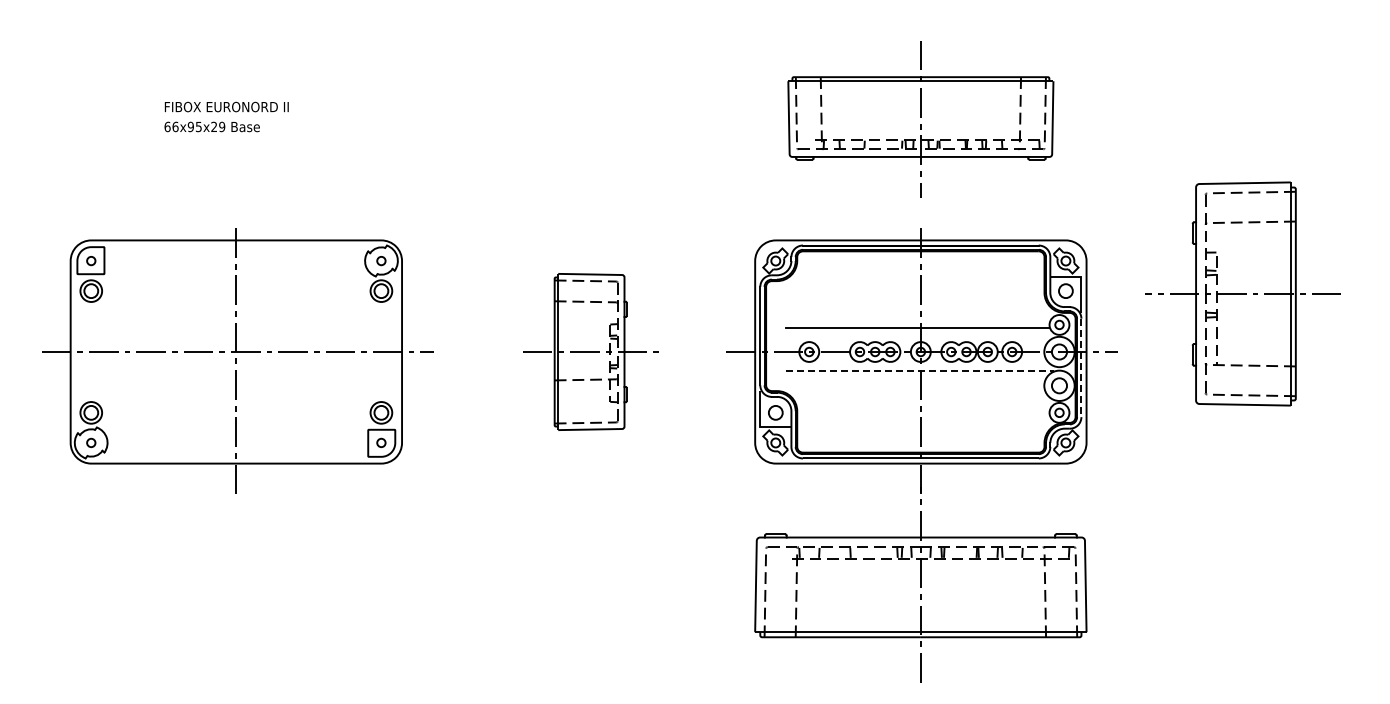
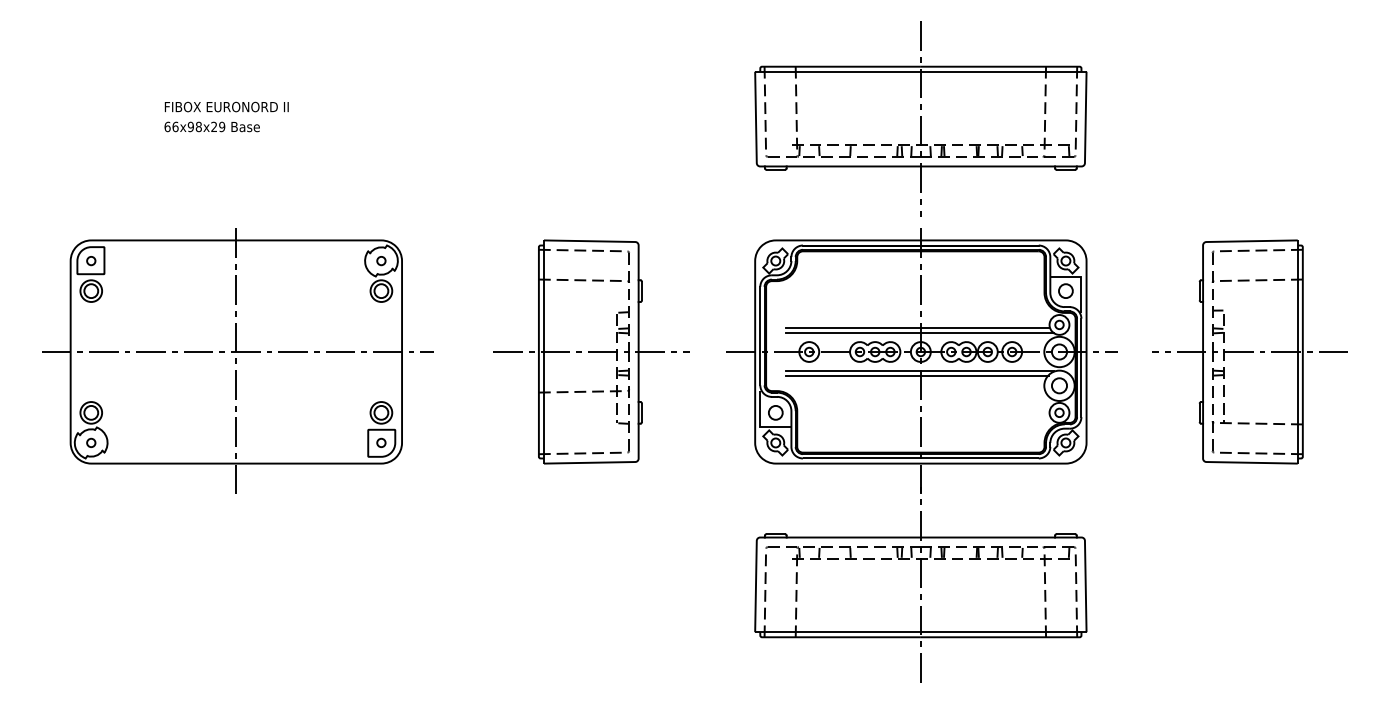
part size: 268x157 px -> 334x196 px (920, 118)
text: 66x95x29 -> 66x98x29 (198, 126)
part position: (1242, 293) -> (1249, 351) (1249, 351)
line: none -> present (919, 333)
part size: 136x158 px -> 197x226 px (591, 351)
line: dashed -> solid (1081, 368)
line: dashed -> solid (920, 370)
line: none -> present (916, 375)
